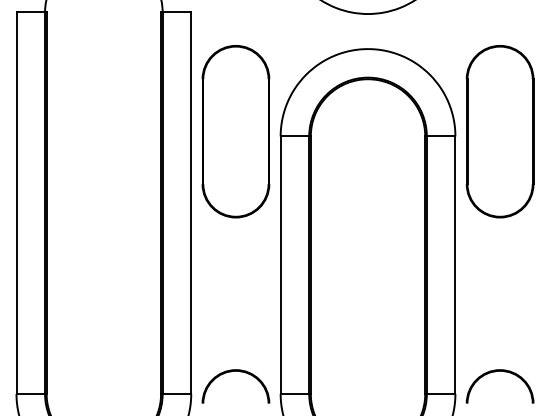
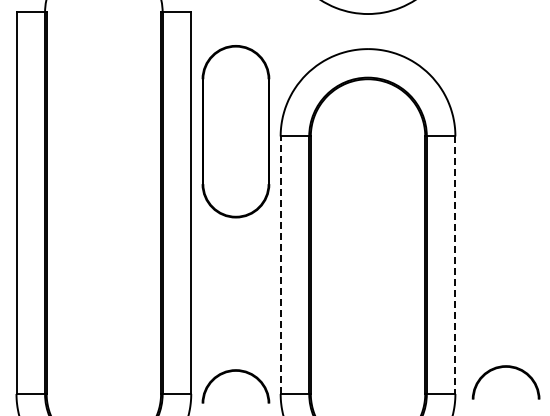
part: present -> none (499, 131)
line: solid -> dashed (280, 265)
line: solid -> dashed (455, 265)
part position: (495, 372) -> (501, 368) (501, 368)
